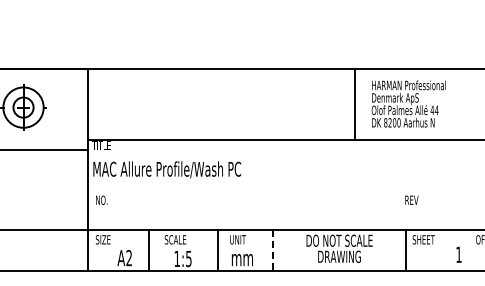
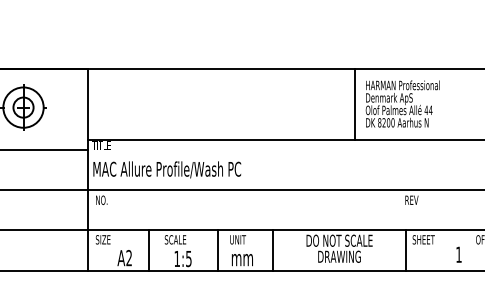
text position: (408, 103) -> (402, 103) (402, 103)
line: none -> present (241, 190)
line: dashed -> solid (273, 251)
